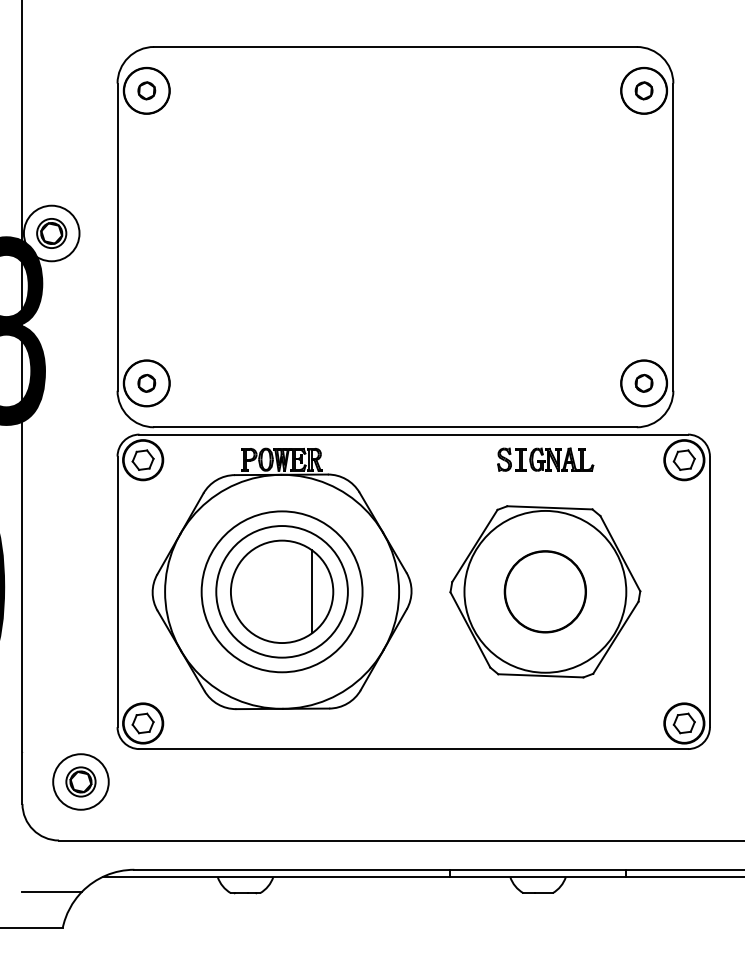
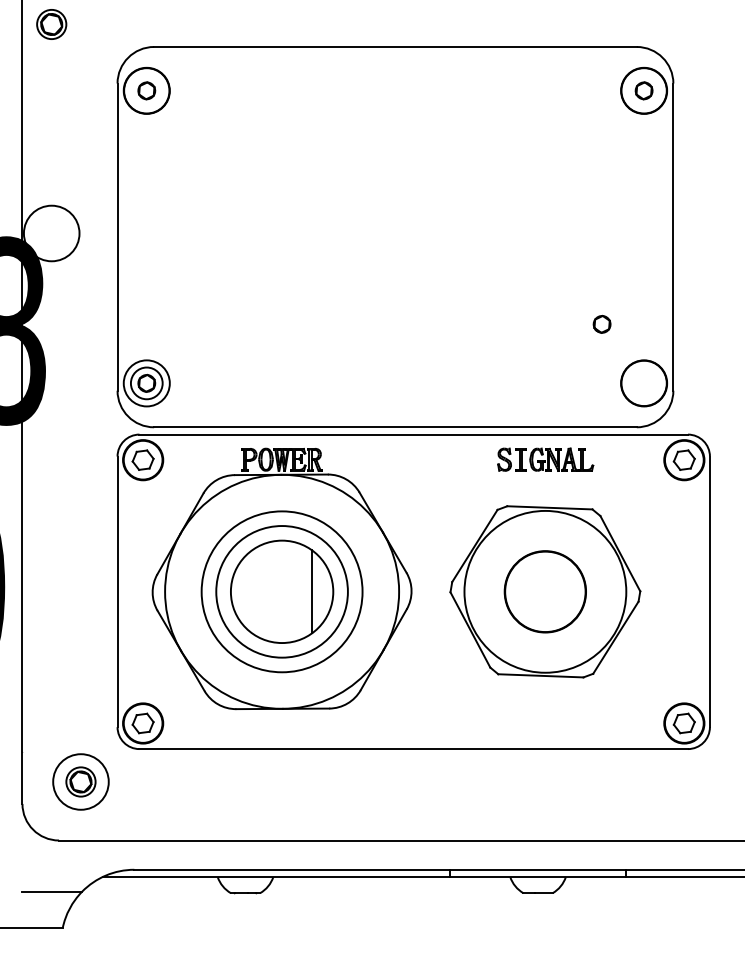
part position: (51, 233) -> (51, 24) (51, 24)
part position: (643, 382) -> (601, 323) (601, 323)
circle diameter: 45 px -> 32 px (146, 383)
